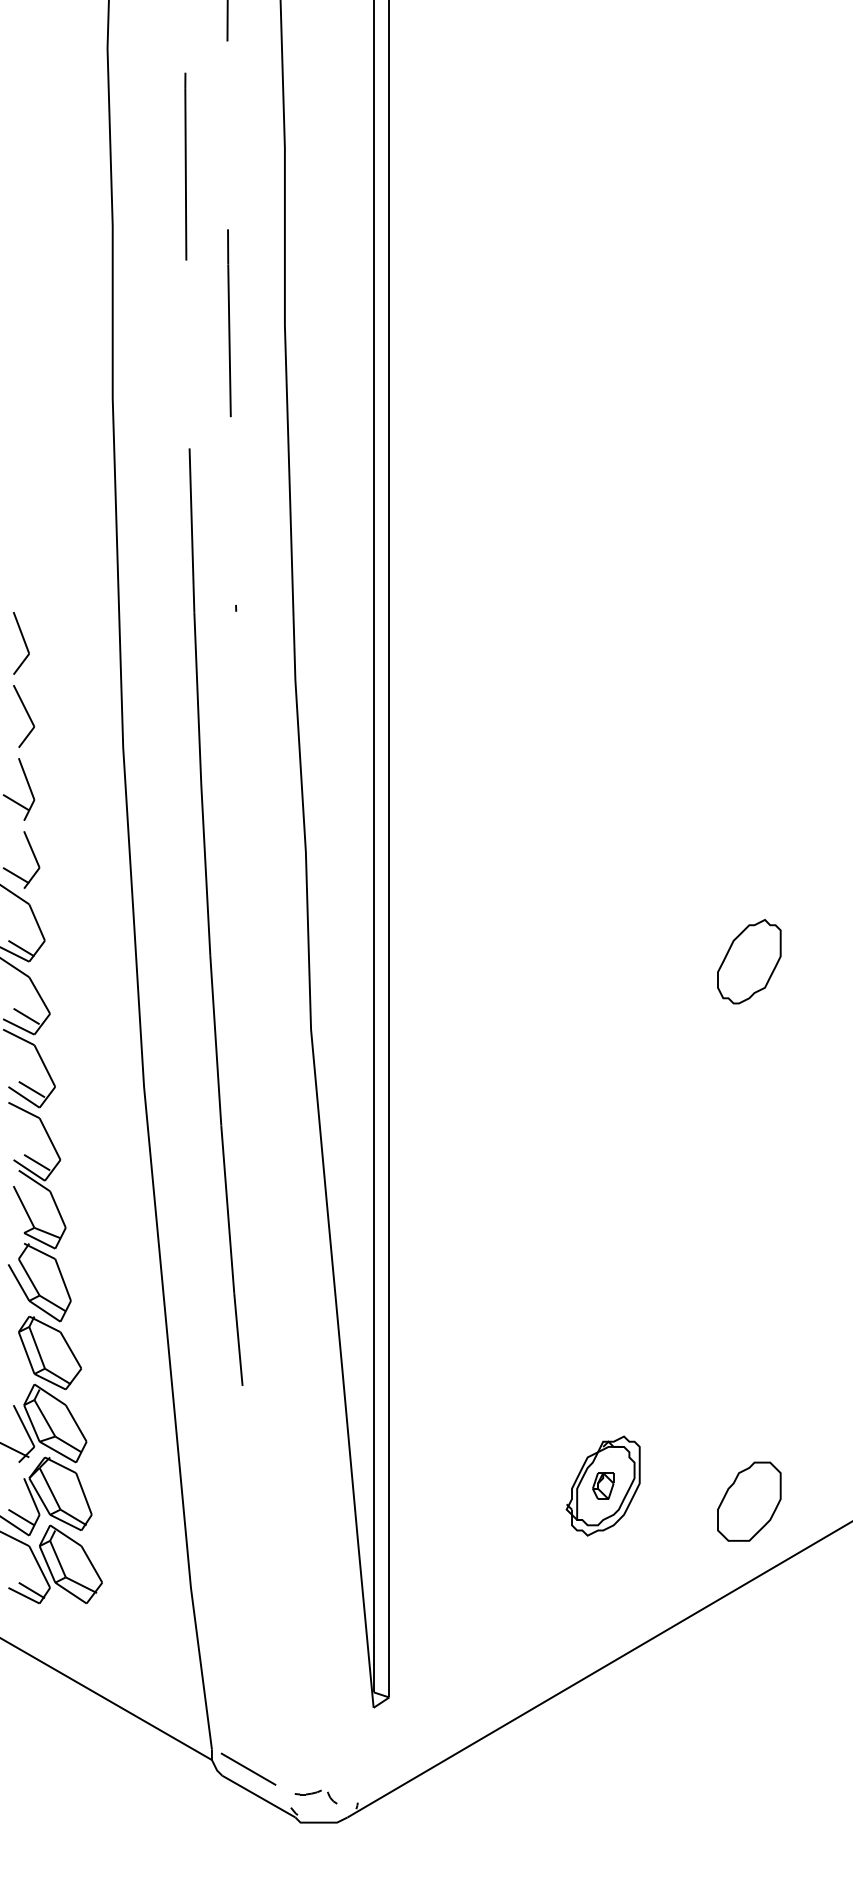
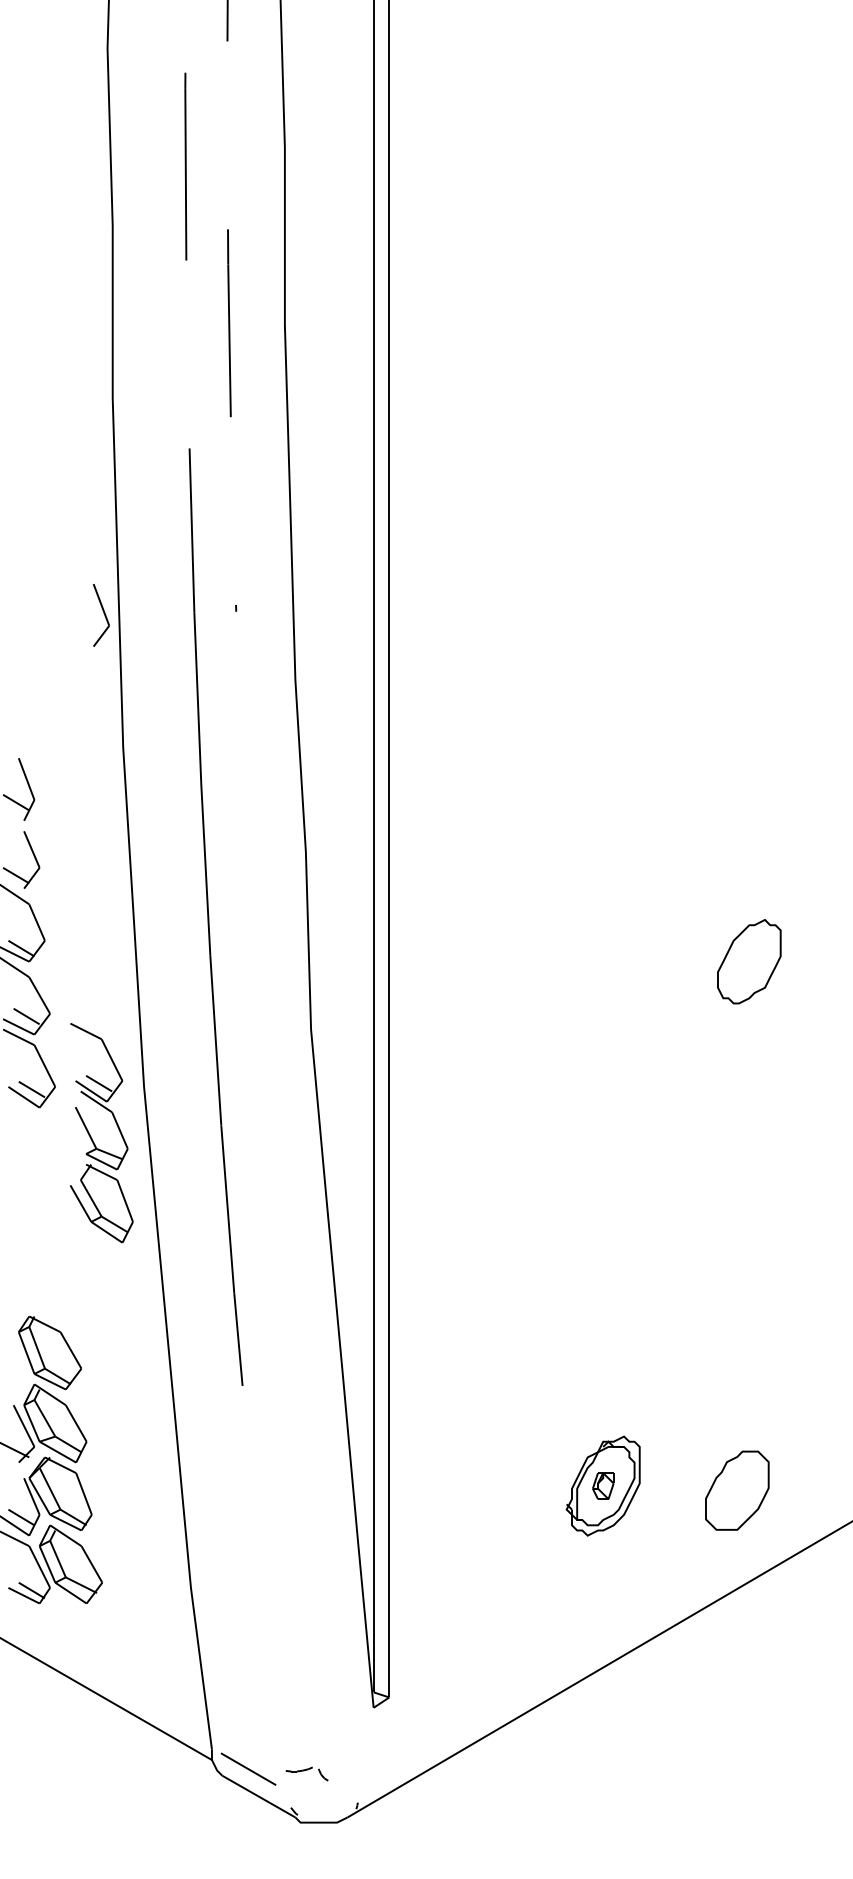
part position: (21, 643) -> (101, 615) (101, 615)
part: present -> none (24, 716)
part position: (30, 1217) -> (92, 1138) (92, 1138)
part position: (749, 1501) -> (737, 1490) (737, 1490)
part position: (315, 1796) -> (306, 1773) (306, 1773)
